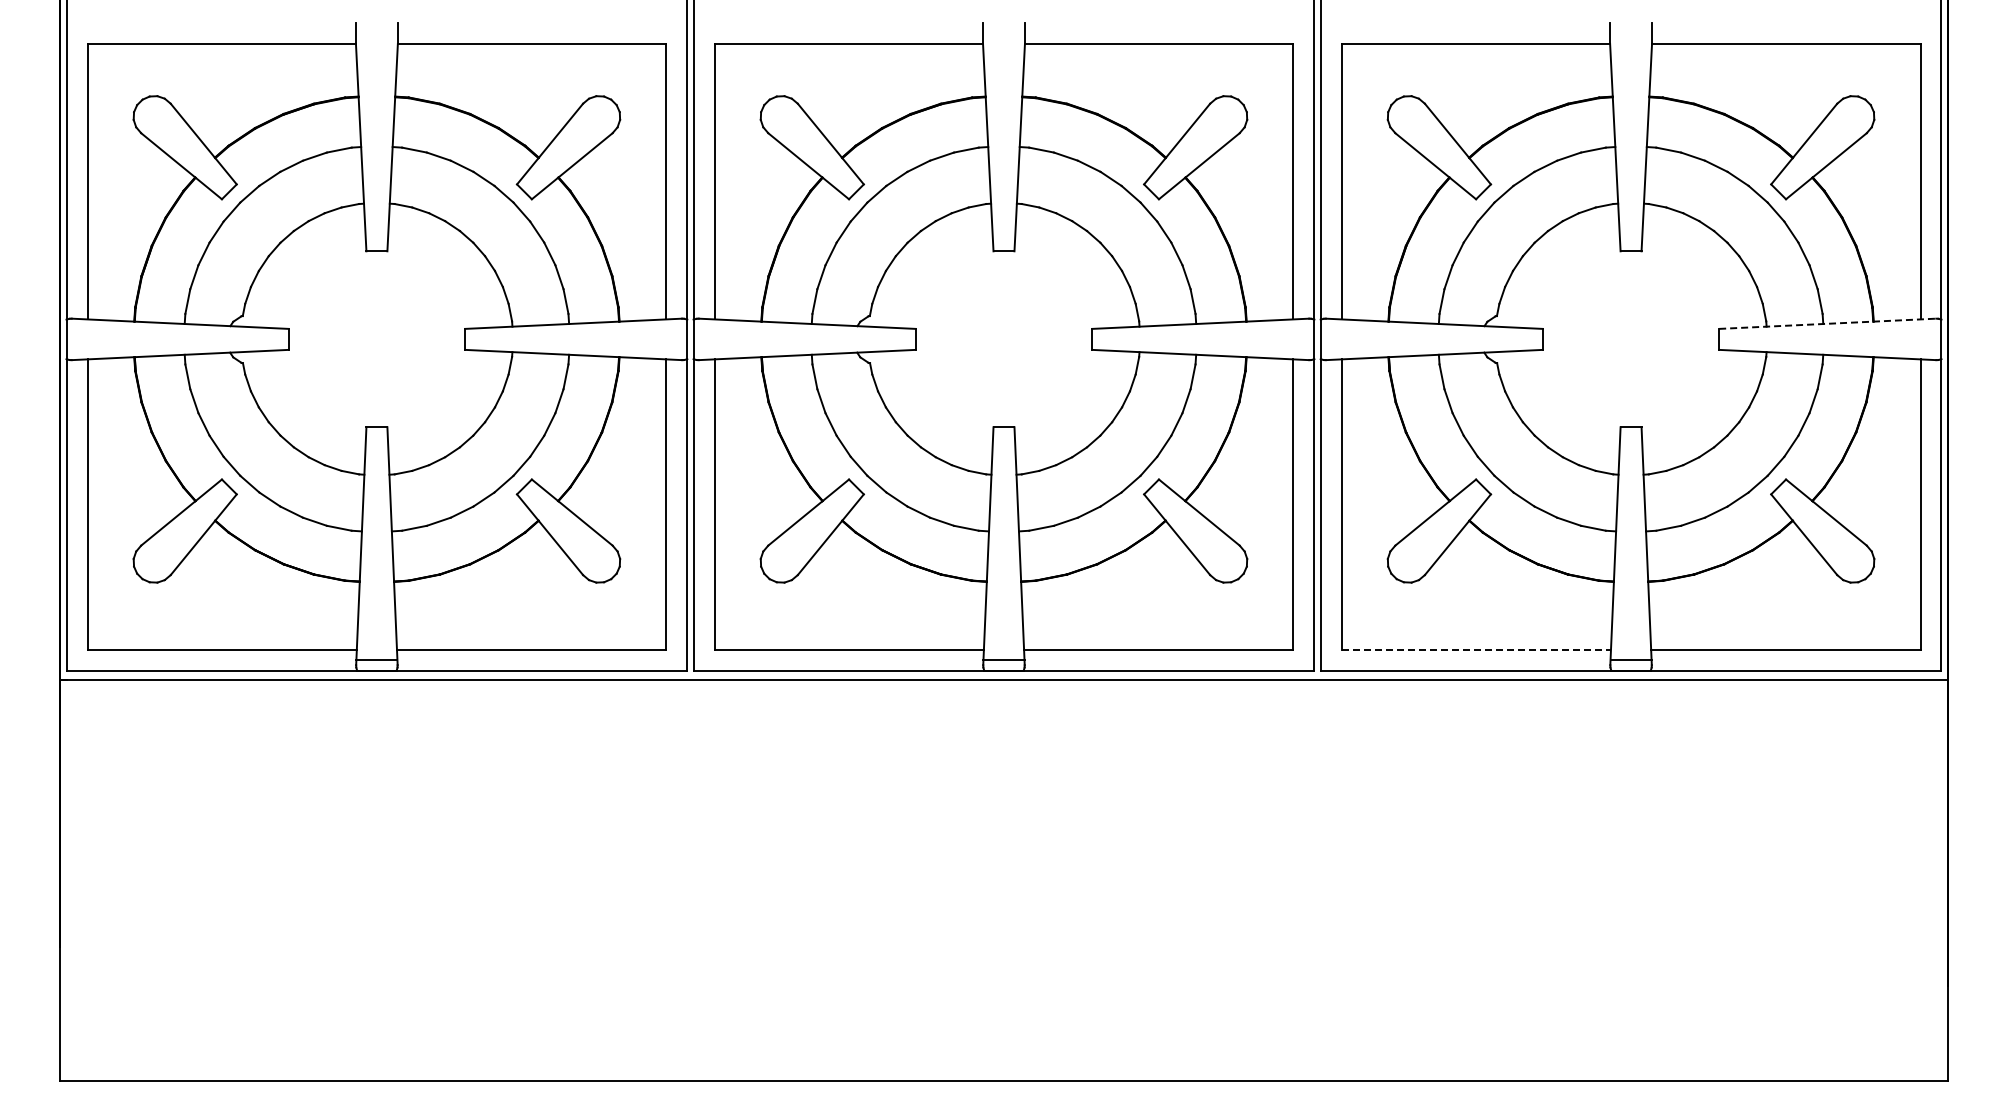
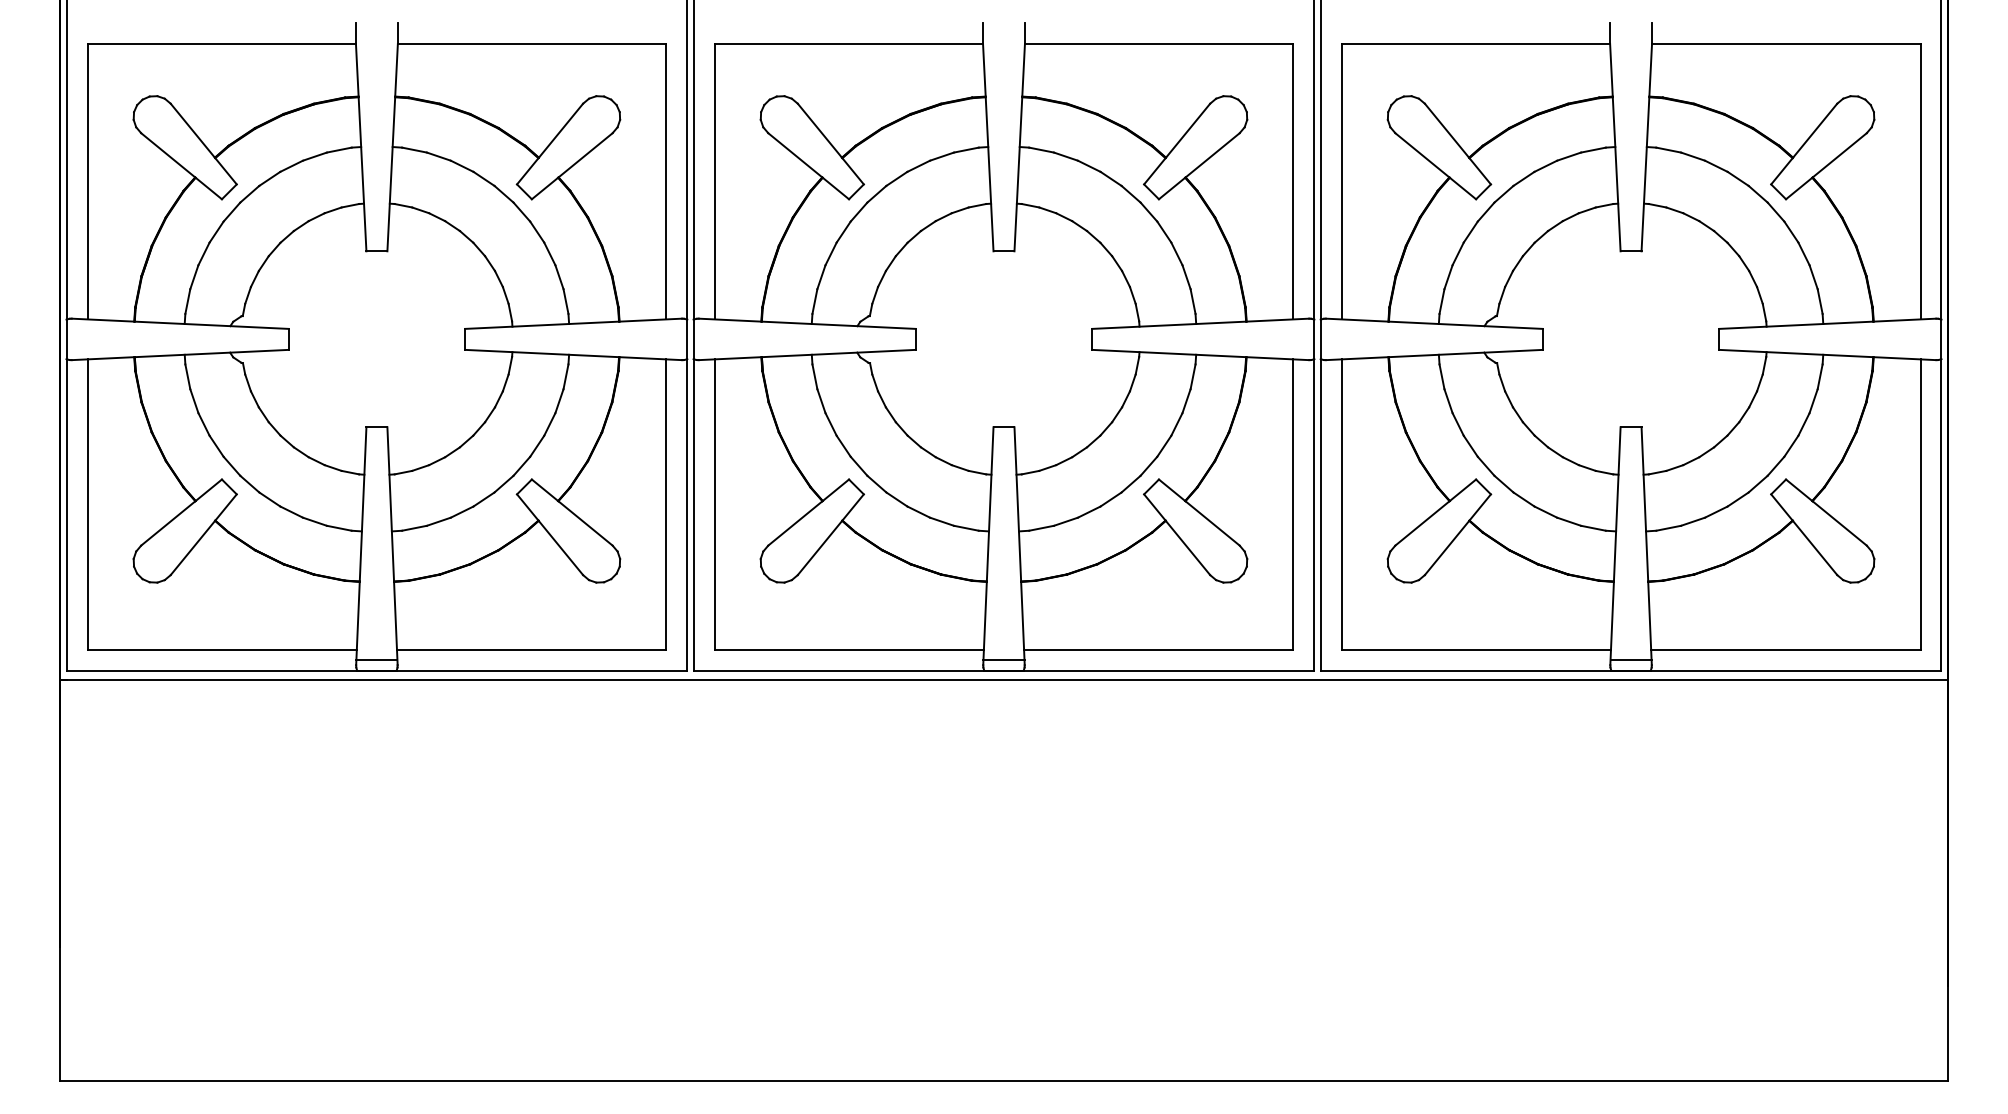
line: dashed -> solid (1827, 323)
line: dashed -> solid (1476, 649)
